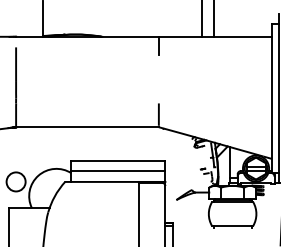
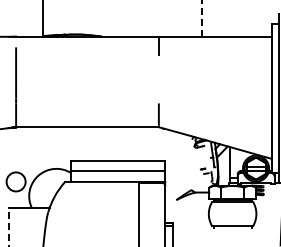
line: solid -> dashed (201, 18)
line: present -> none (213, 19)
line: solid -> dashed (8, 227)
